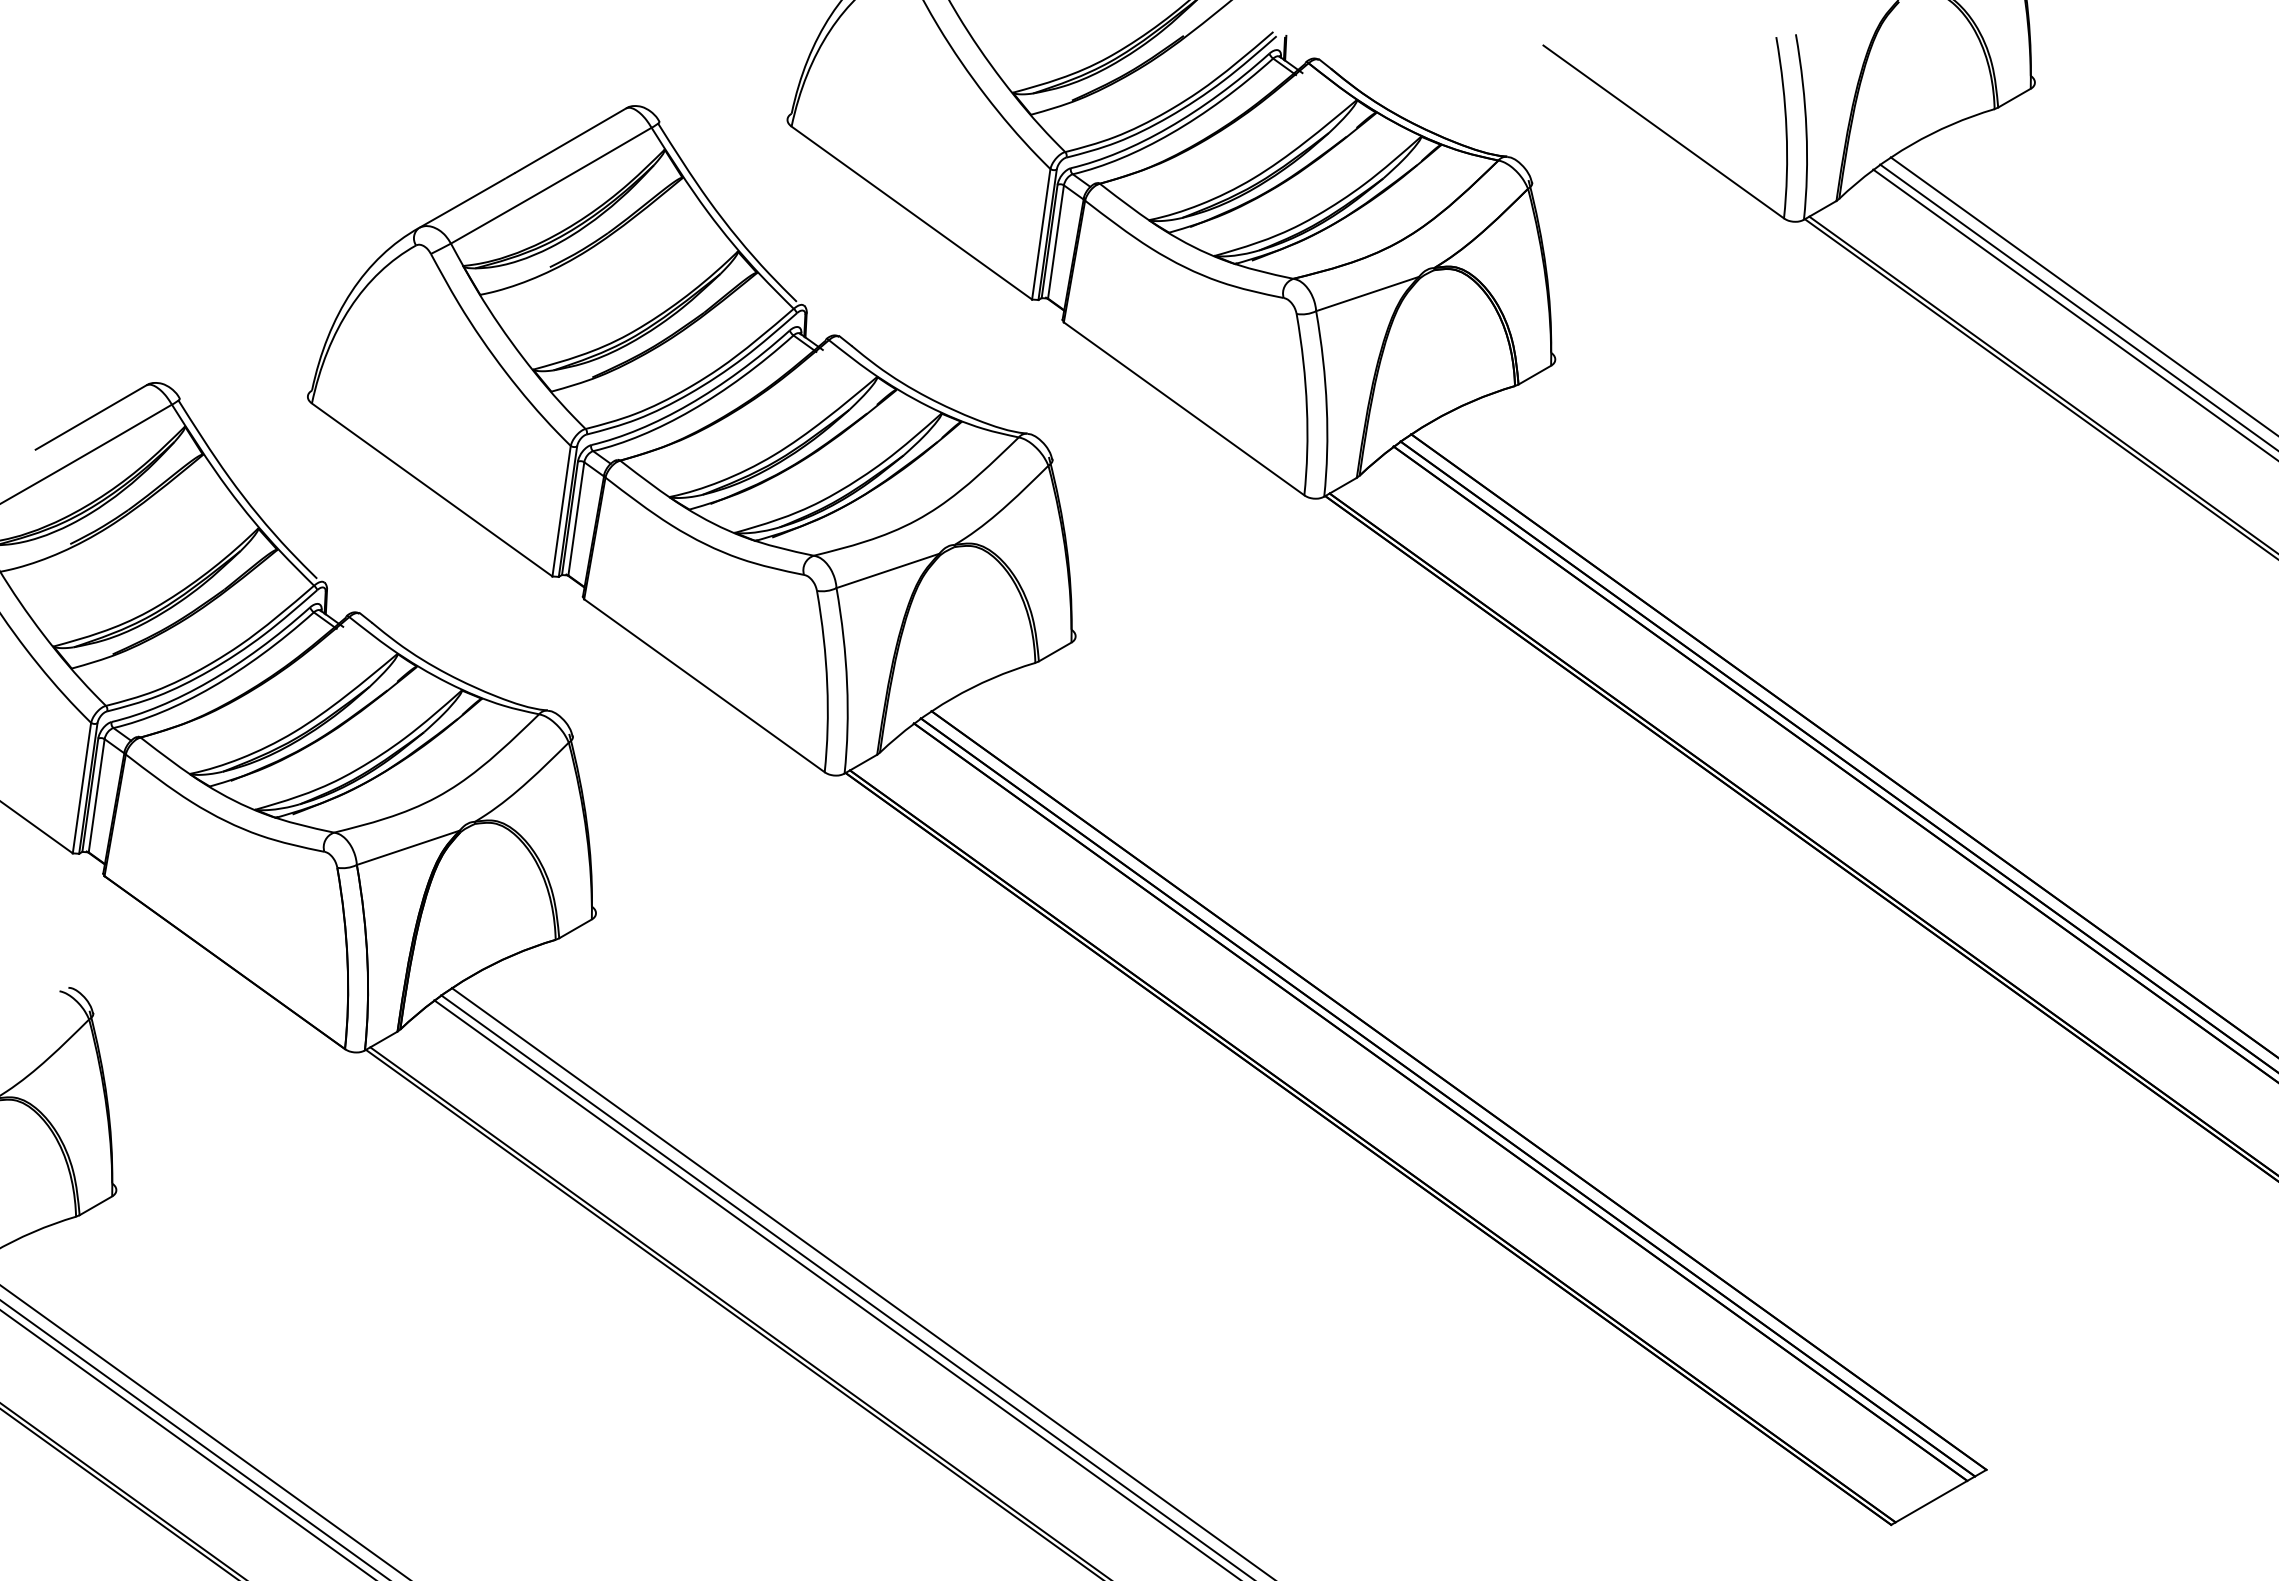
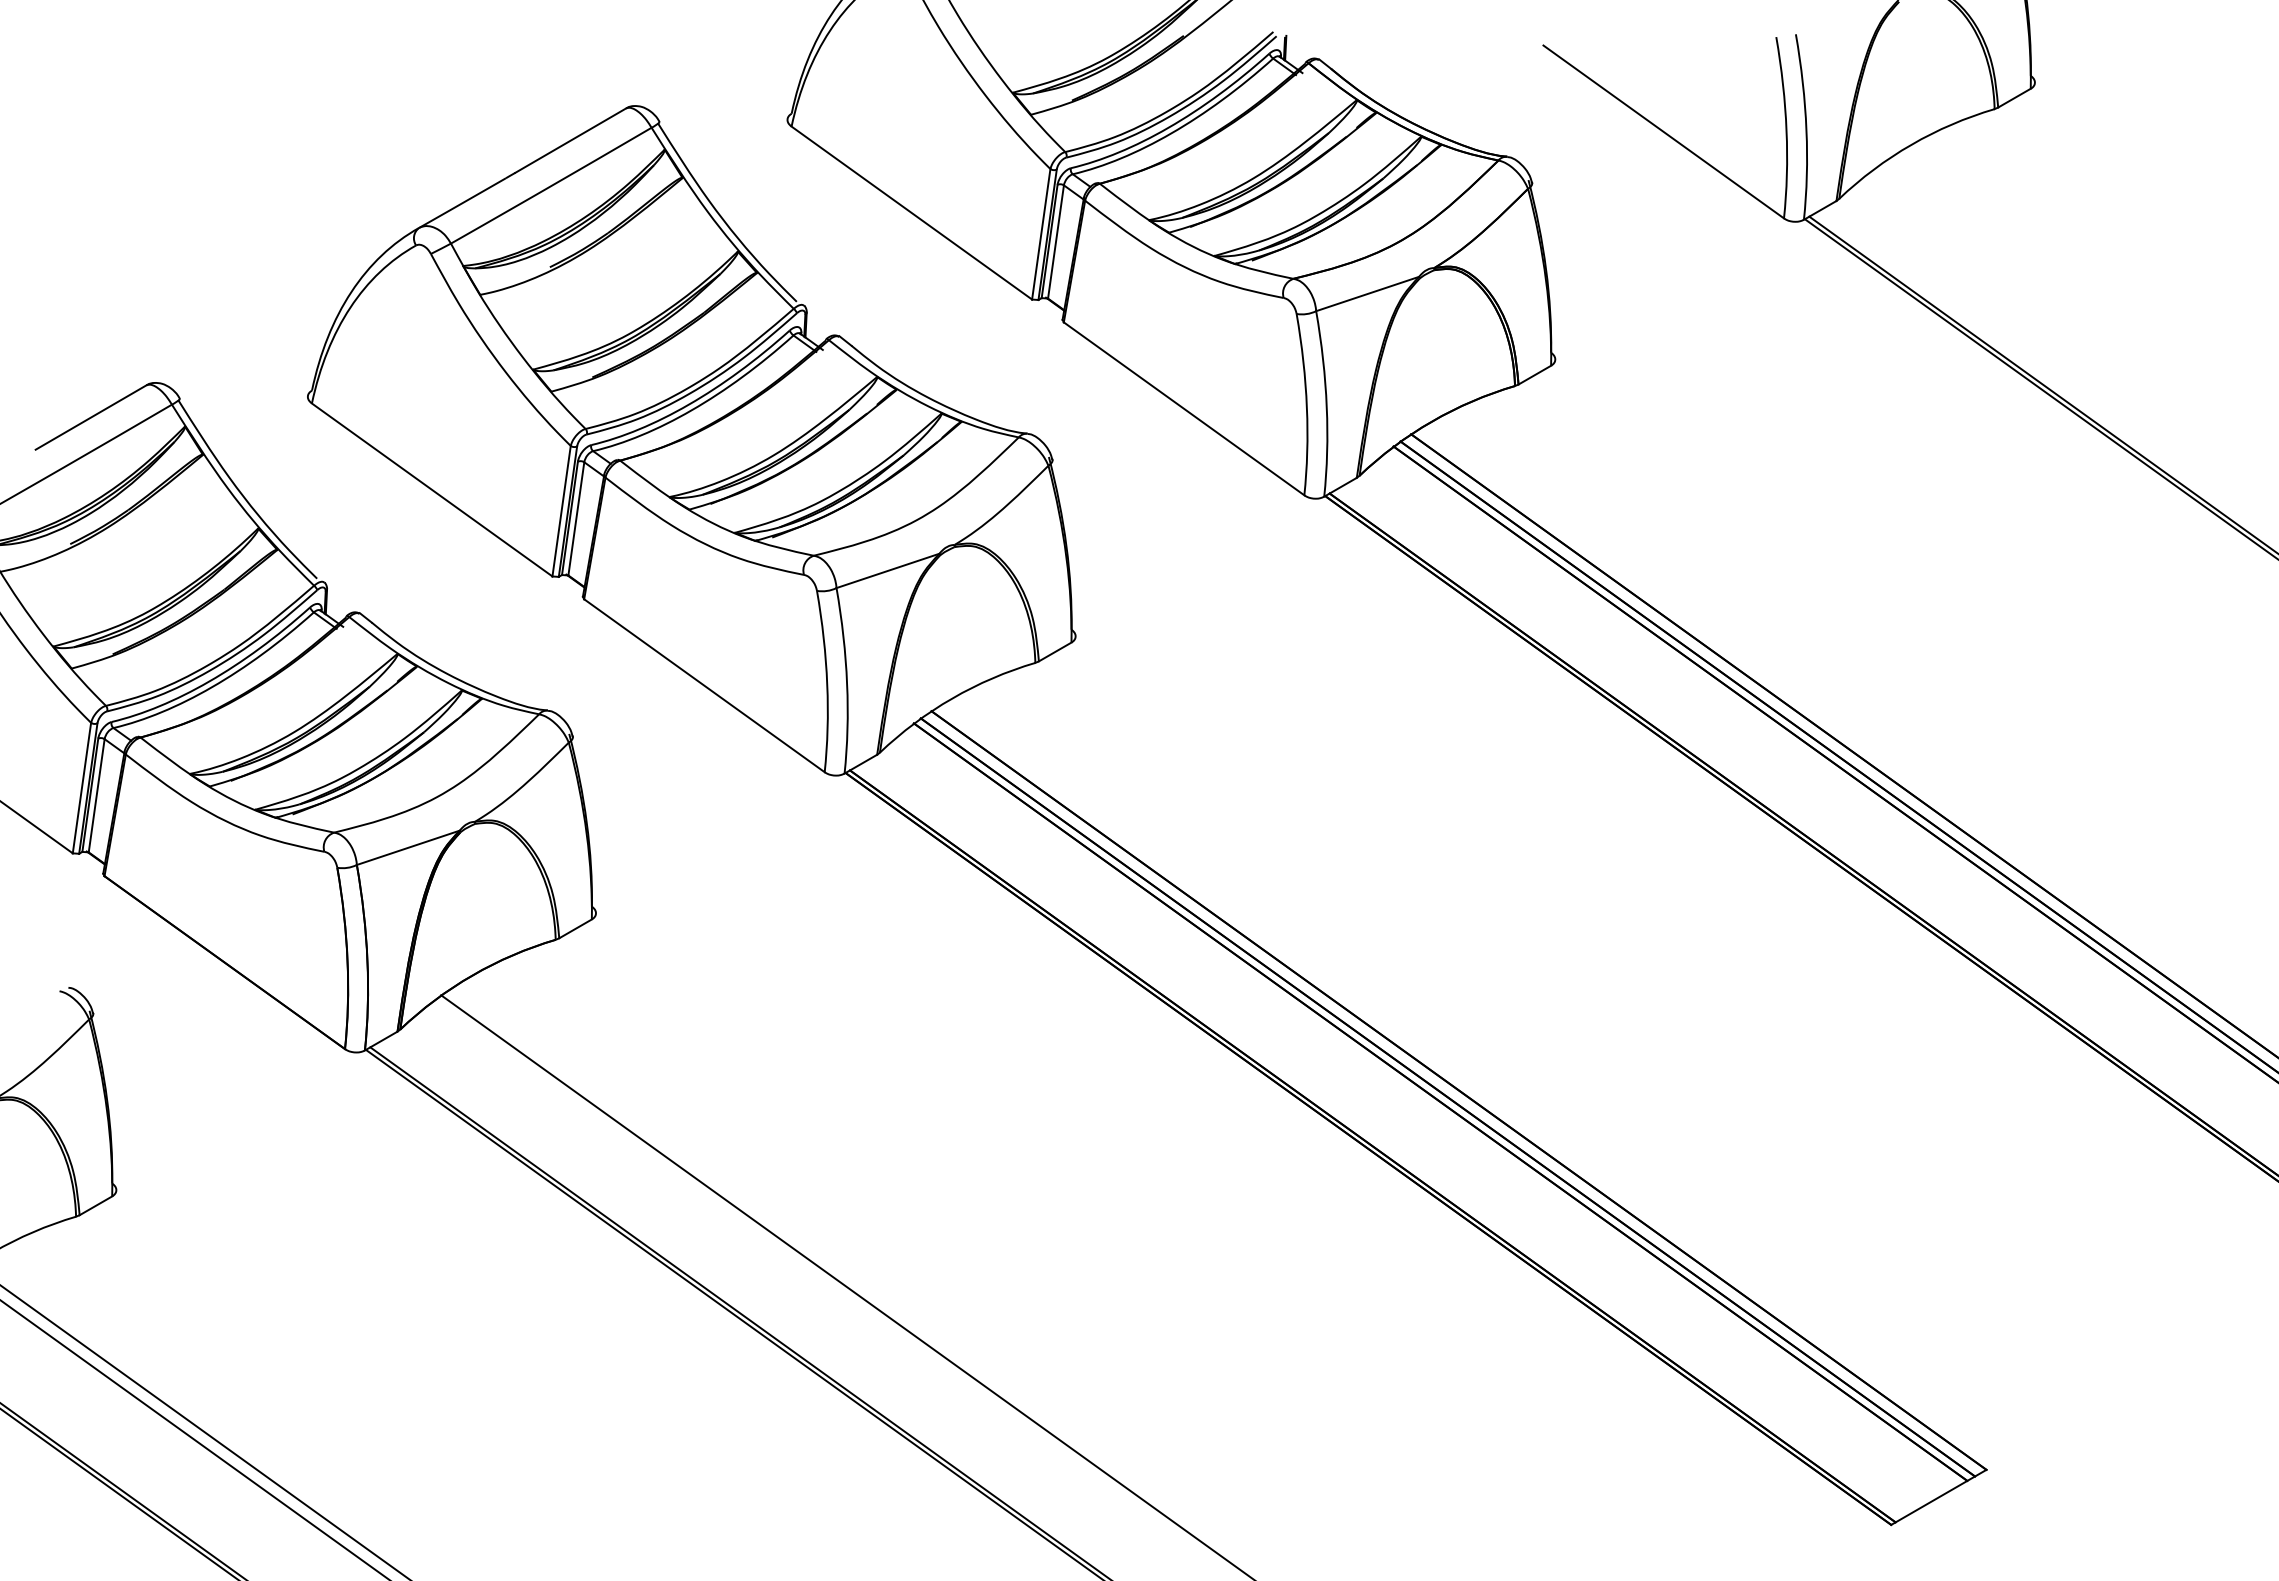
line: present -> none (2082, 295)
line: present -> none (2077, 306)
line: present -> none (2074, 313)
line: present -> none (861, 1282)
line: present -> none (835, 1288)
line: present -> none (187, 1444)
